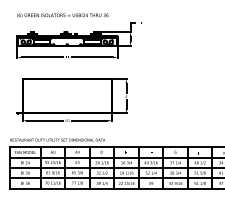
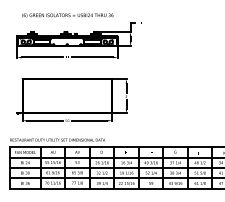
text position: (62, 15) -> (67, 15) (67, 15)
